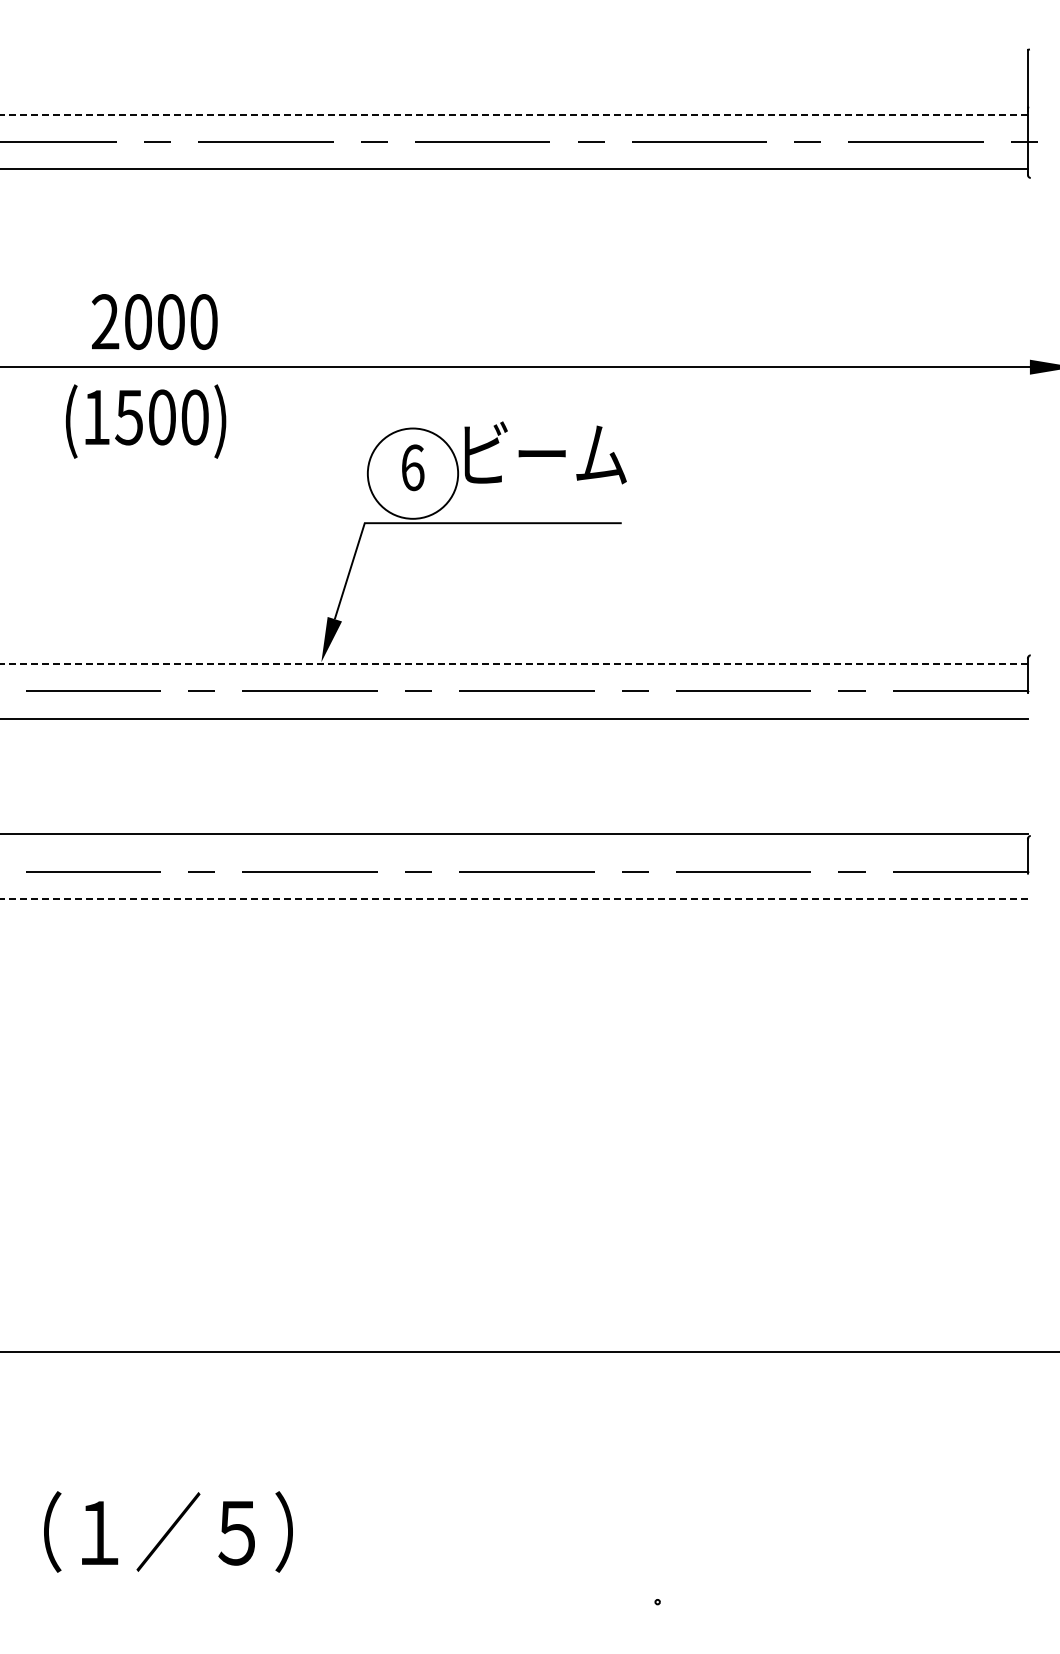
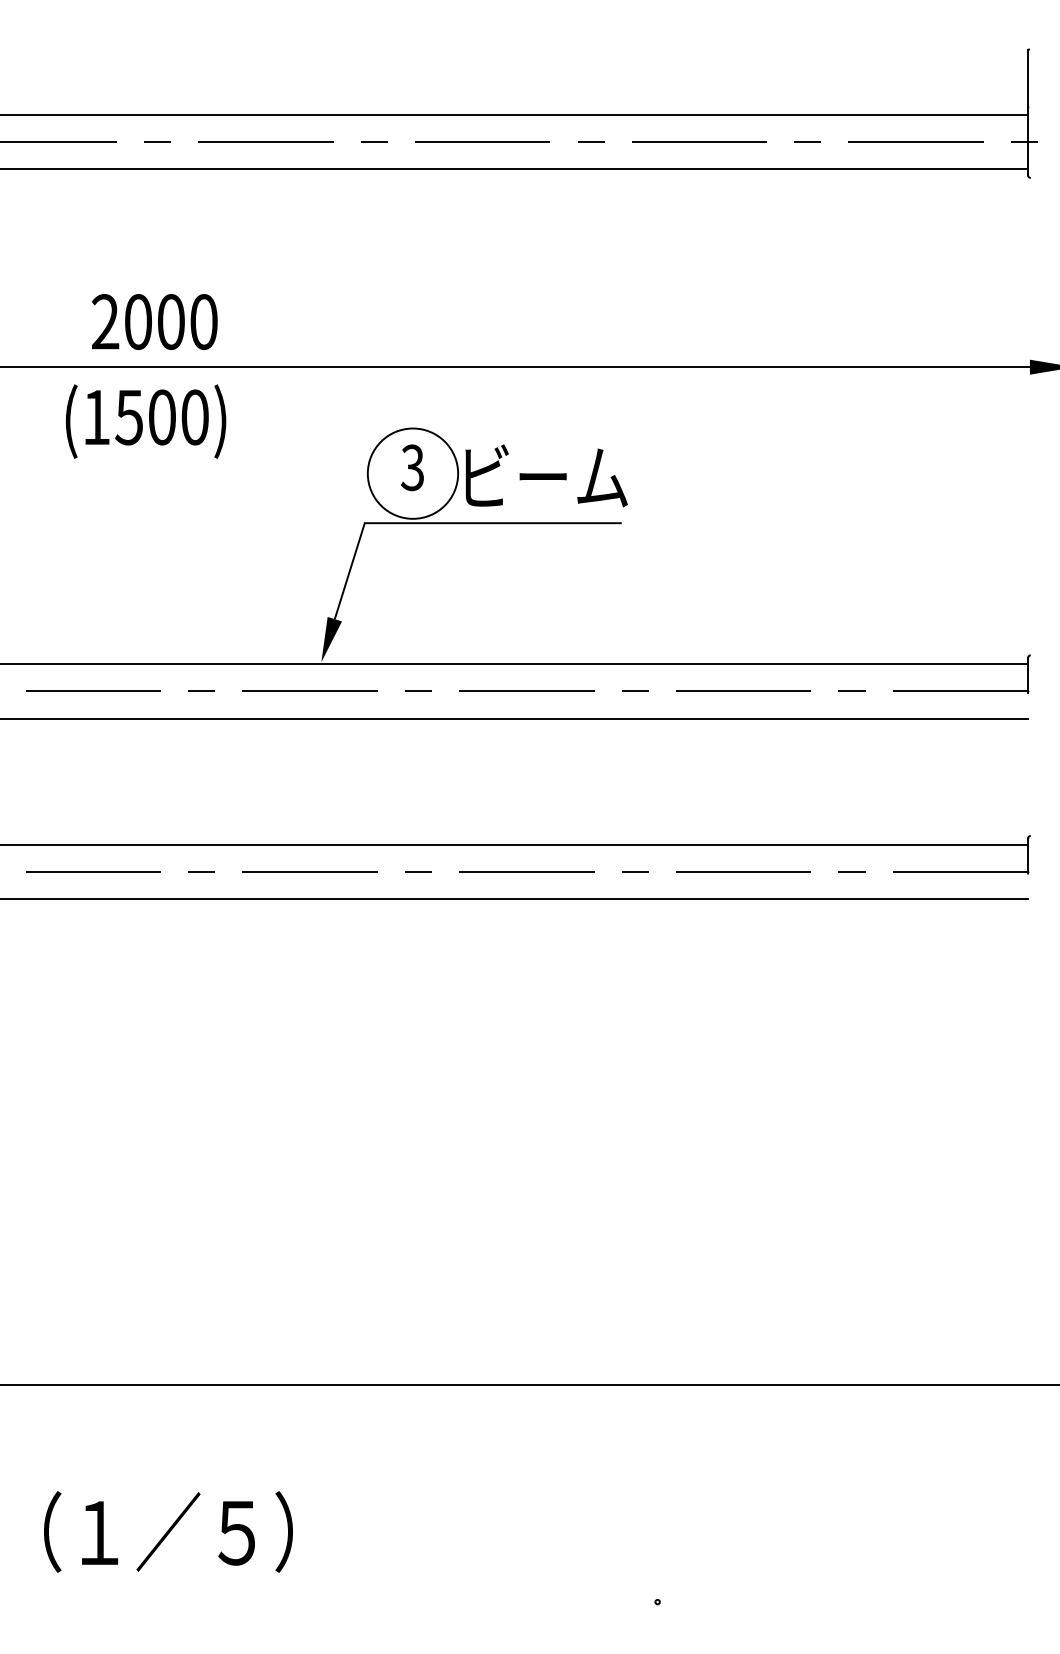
line: dashed -> solid (514, 114)
text position: (545, 452) -> (546, 475) (546, 475)
text: 6 -> 3 (412, 467)
line: dashed -> solid (514, 664)
line position: (514, 833) -> (514, 844) (514, 844)
line: dashed -> solid (514, 899)
line position: (529, 1351) -> (529, 1384) (529, 1384)
